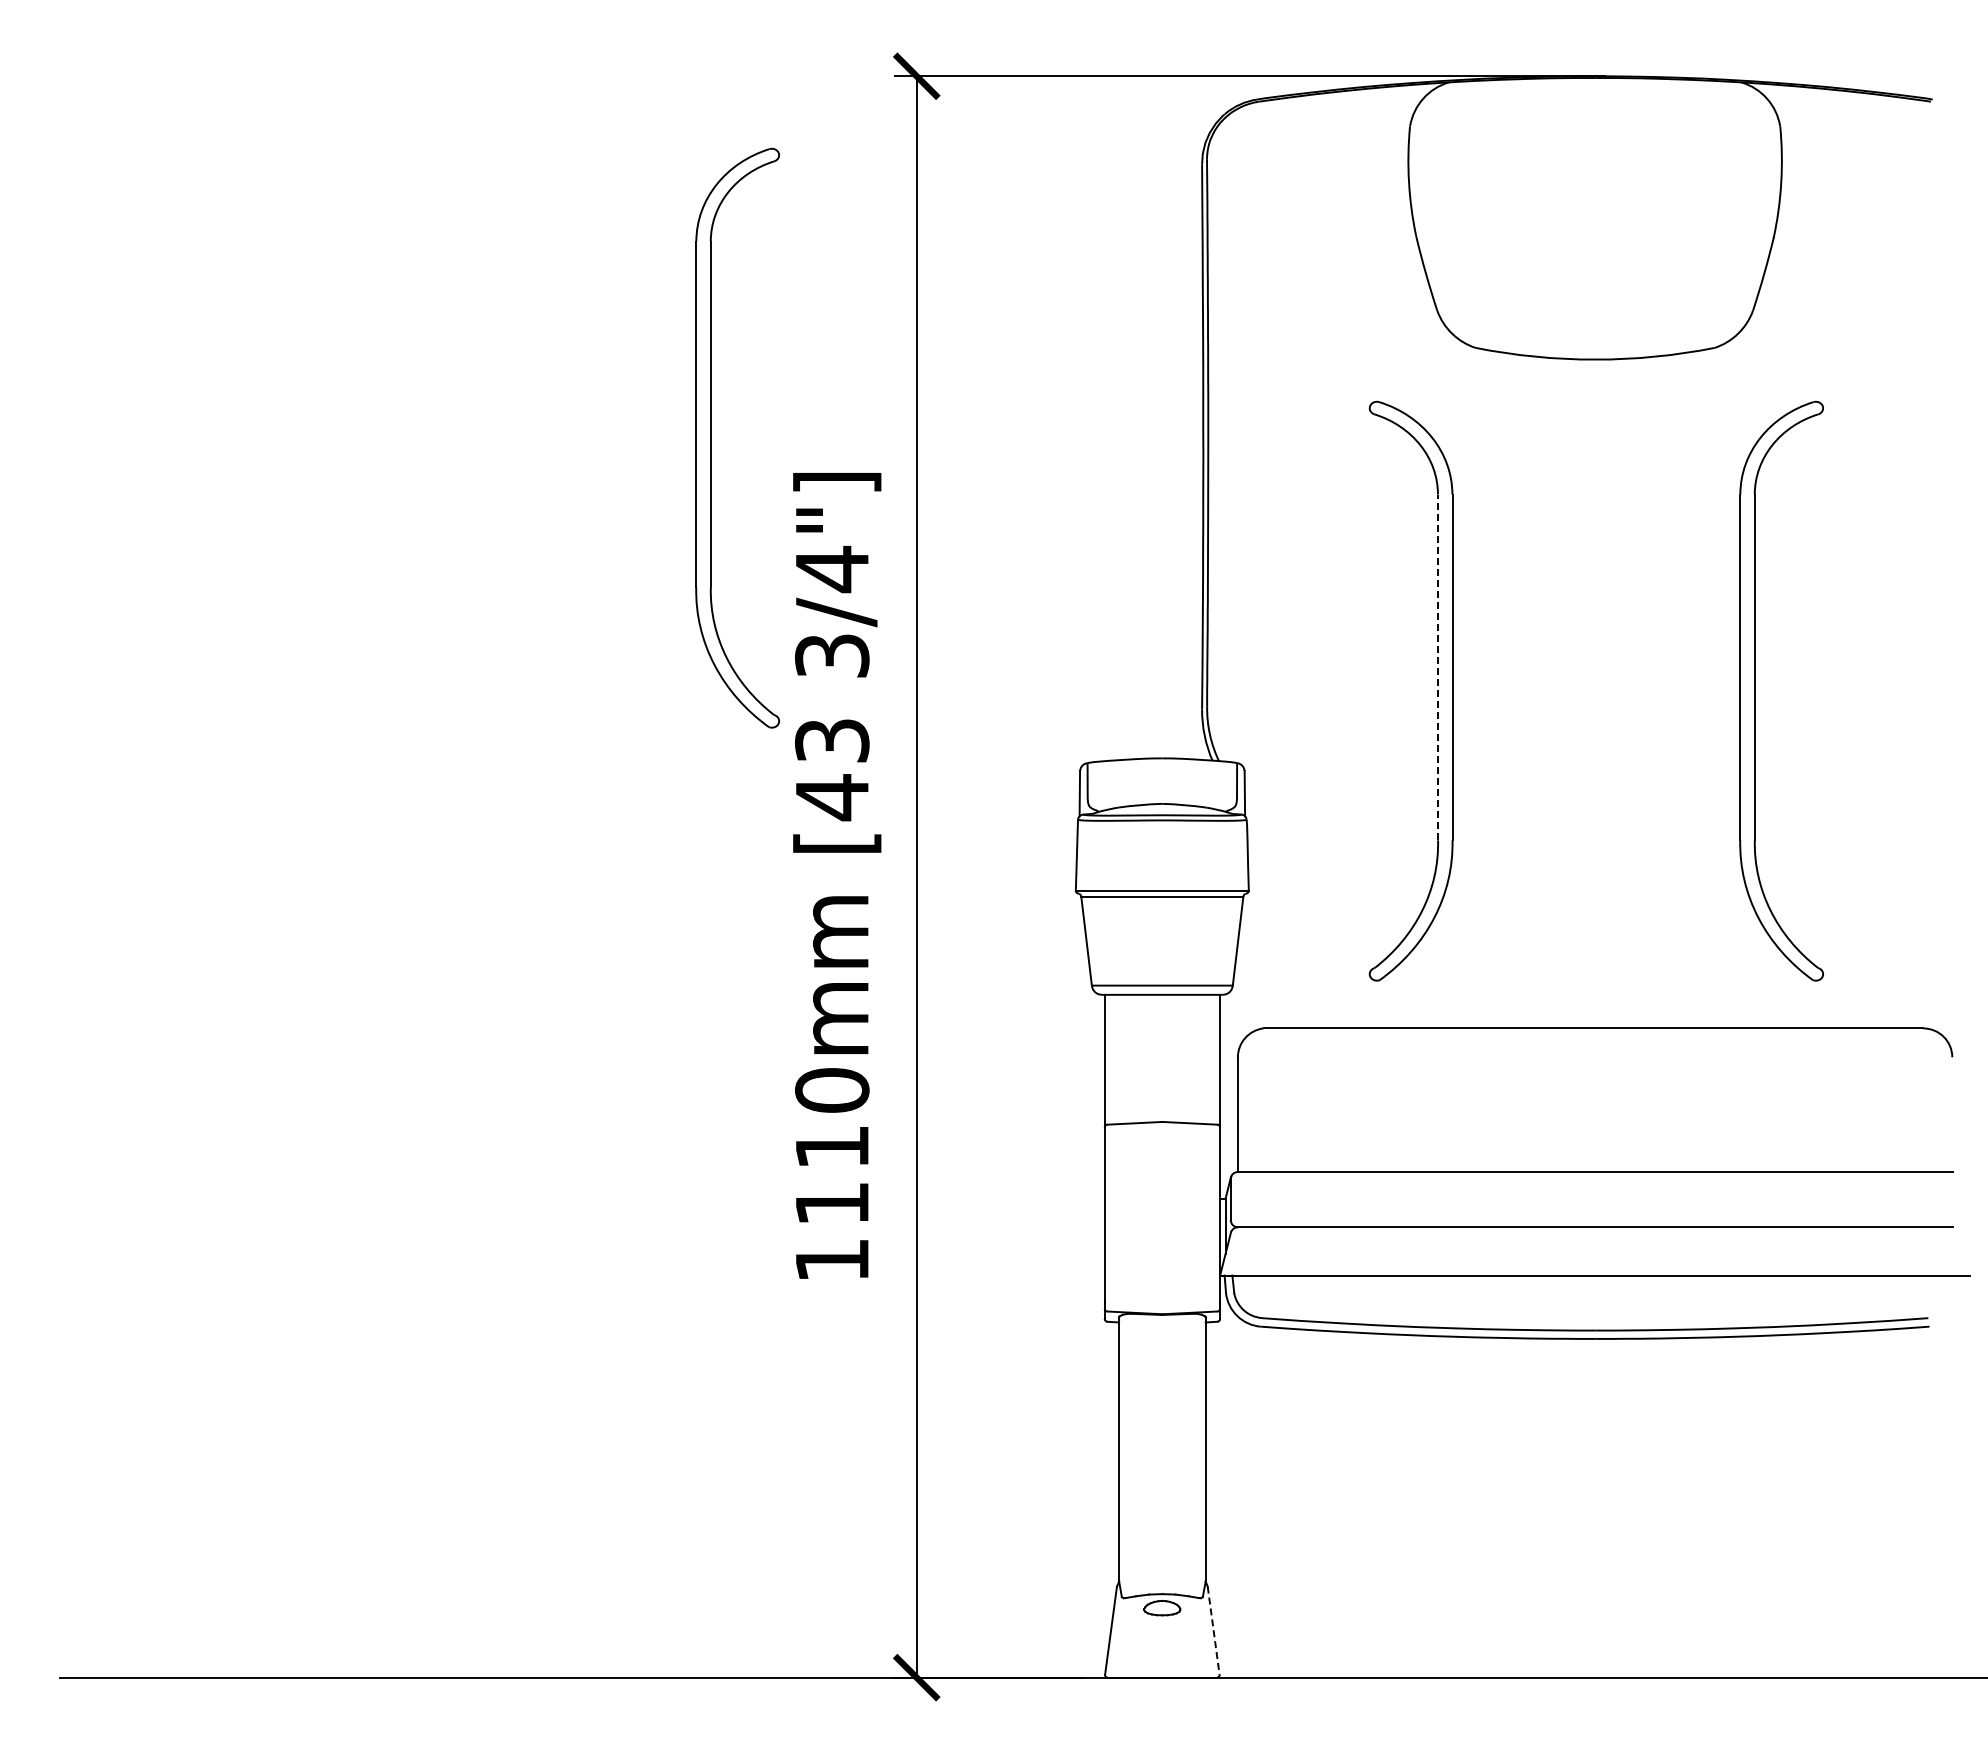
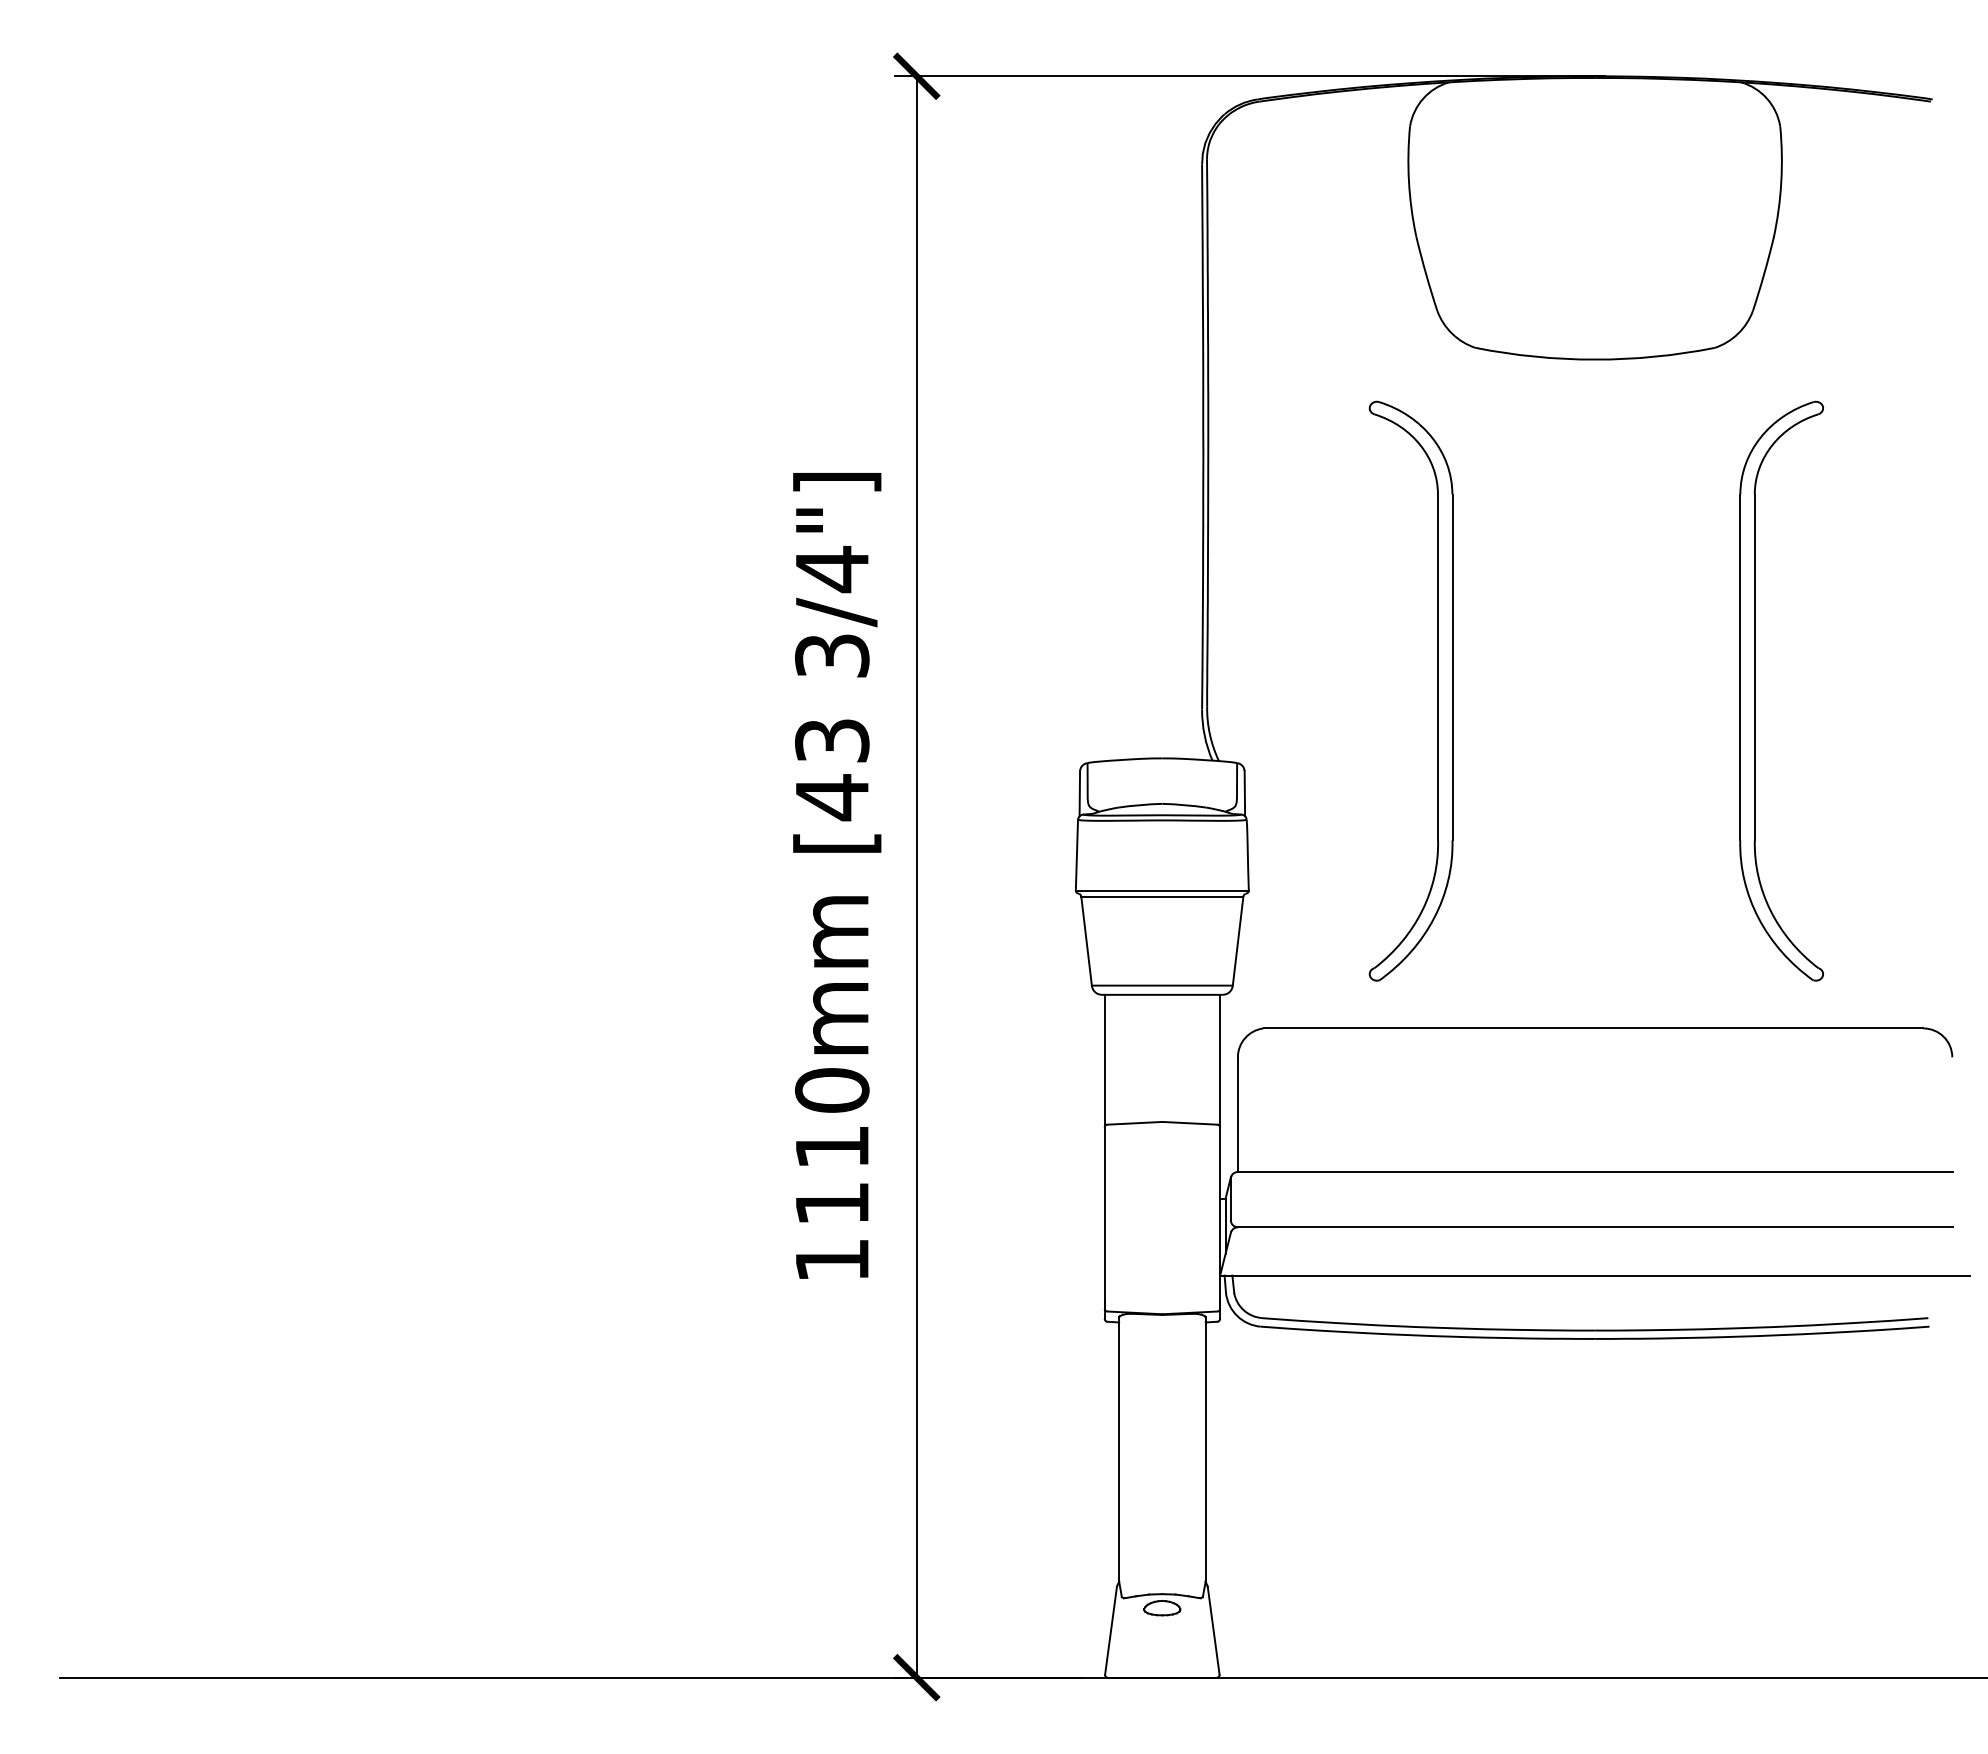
part: present -> none (711, 437)
line: dashed -> solid (1438, 667)
line: dashed -> solid (1213, 1631)
